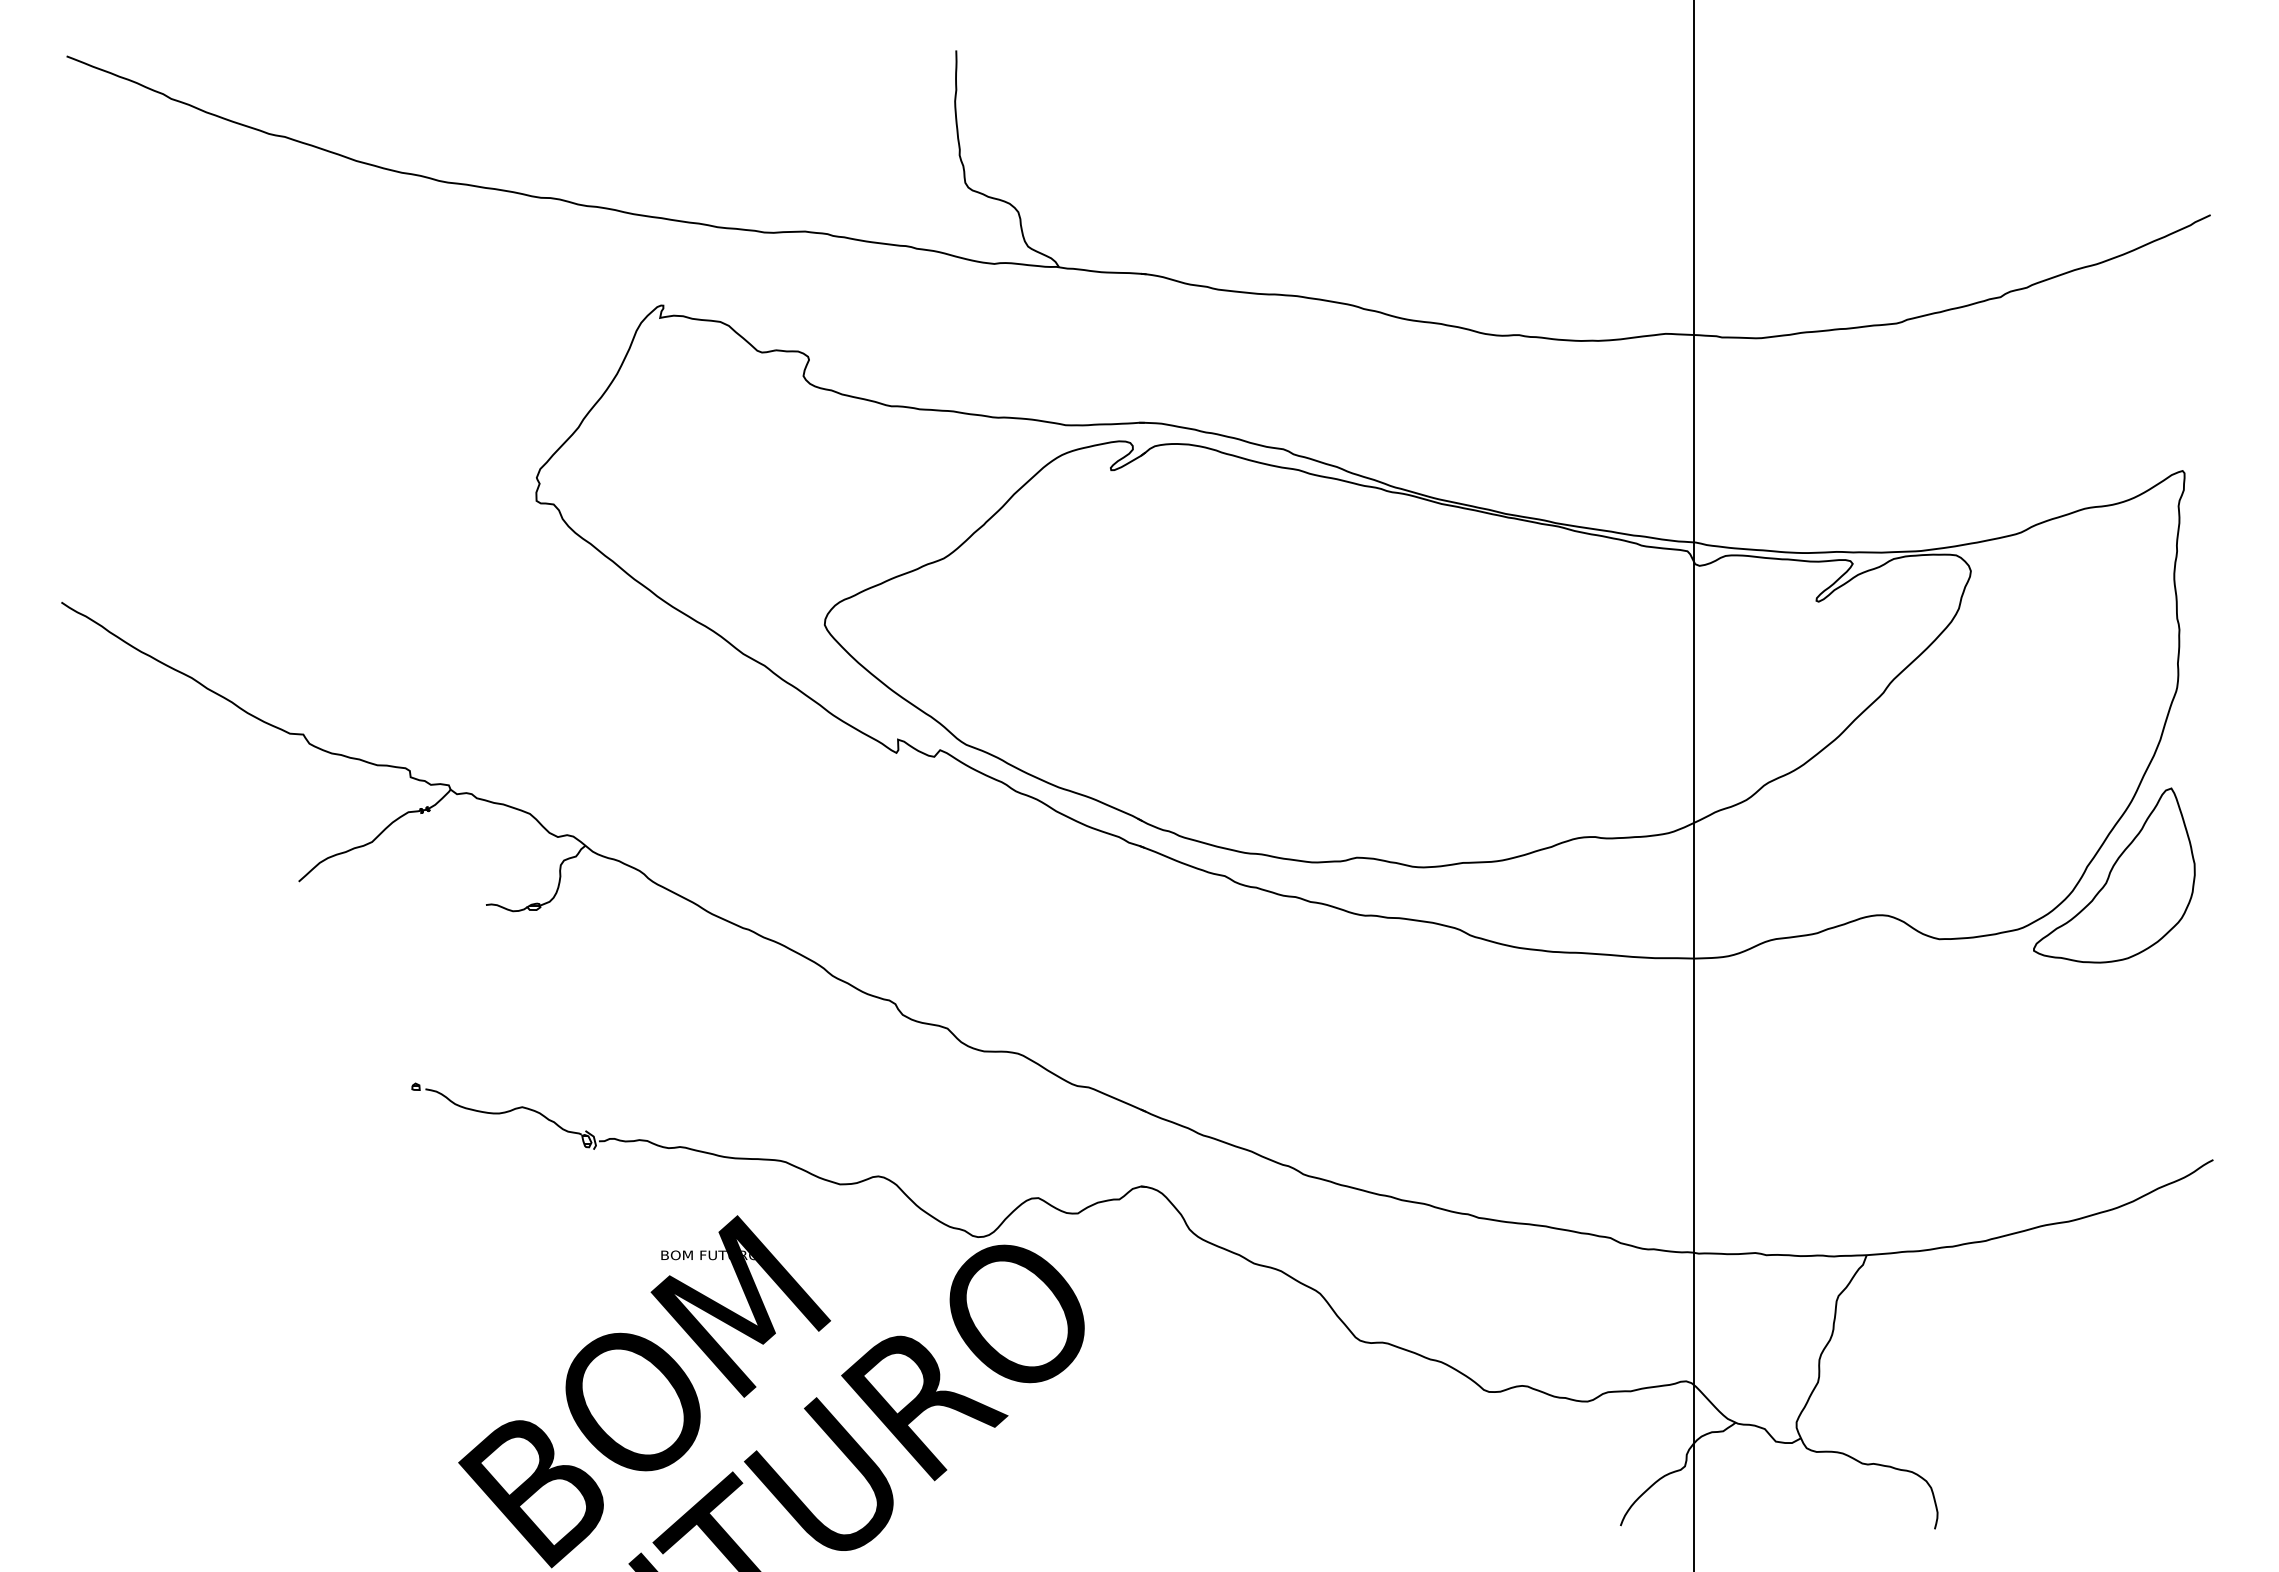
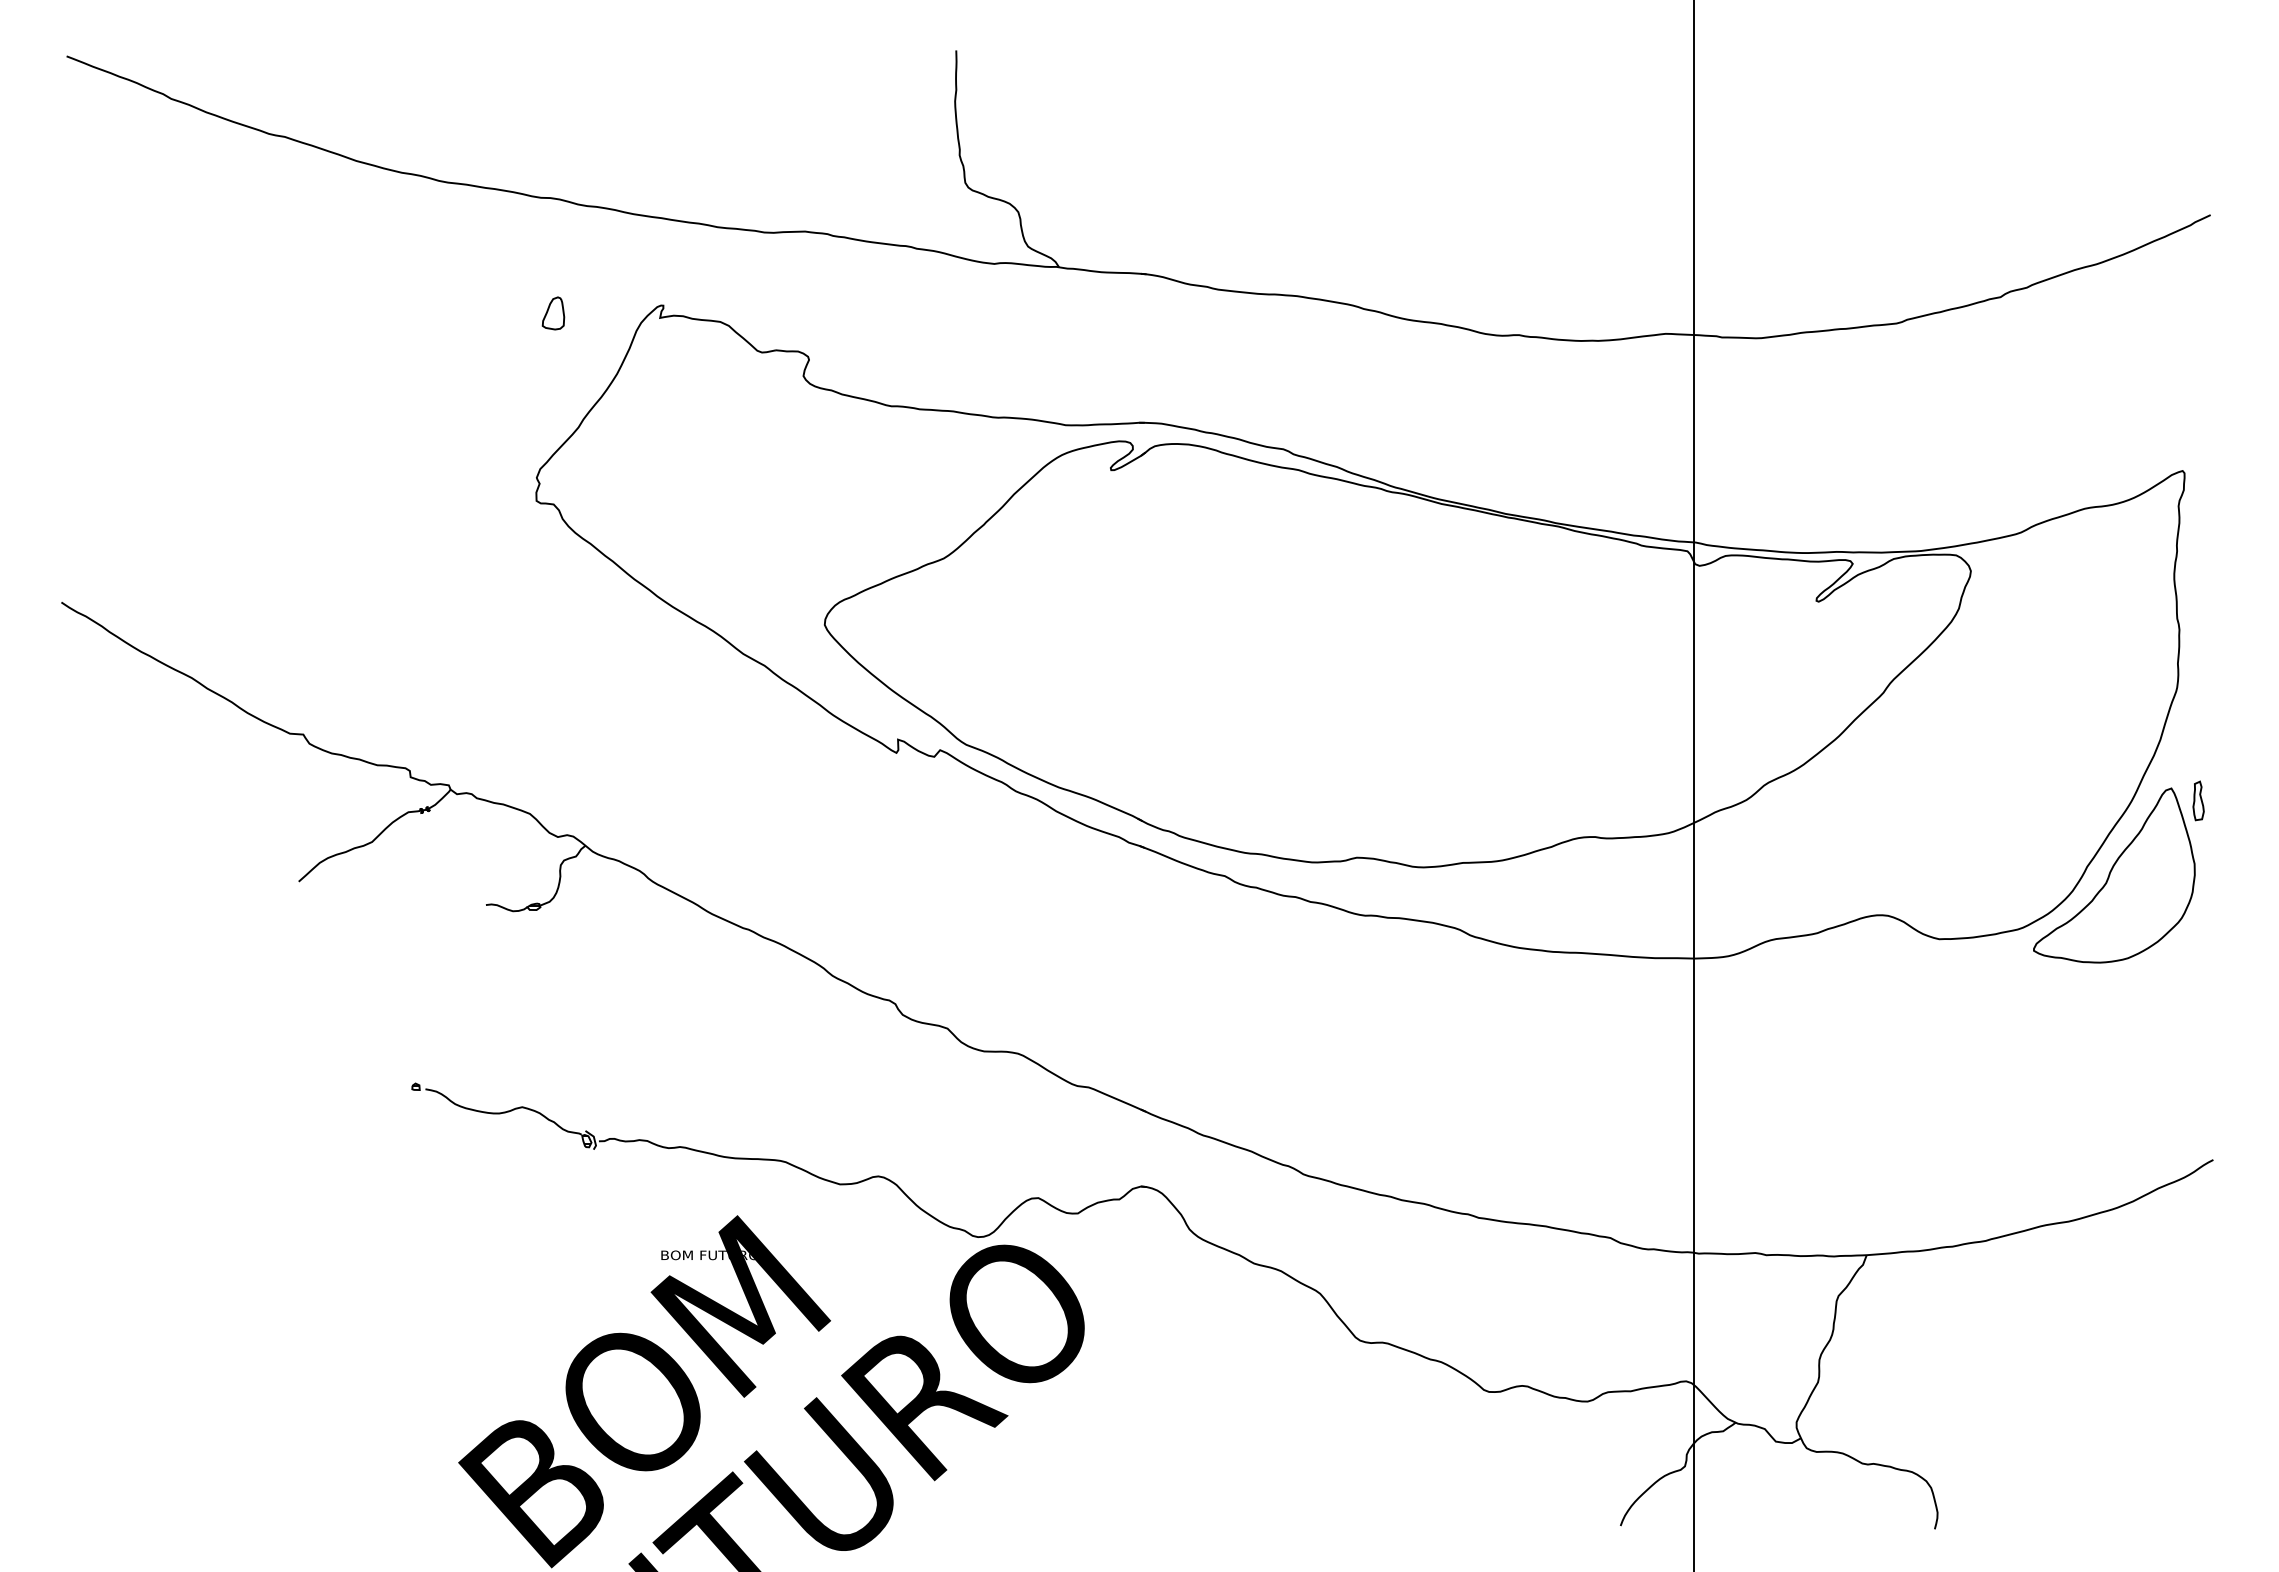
part: none -> present (553, 313)
part: none -> present (2198, 800)
